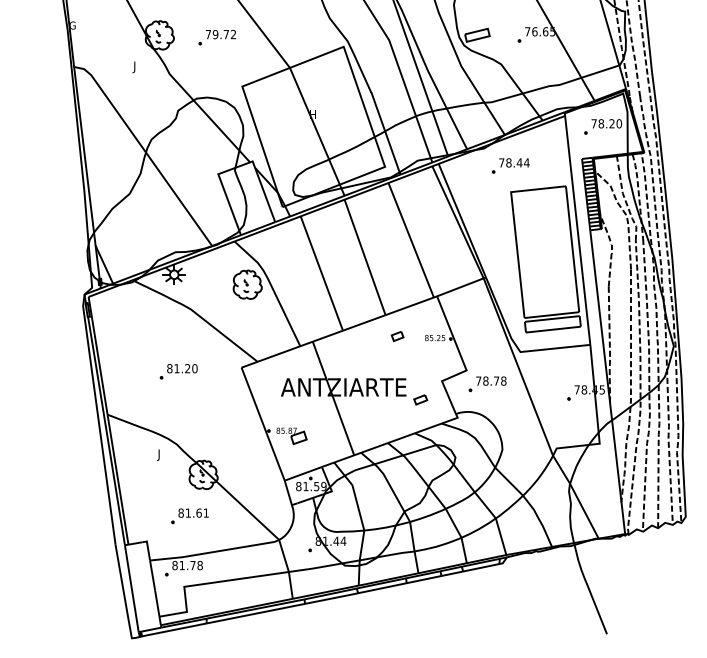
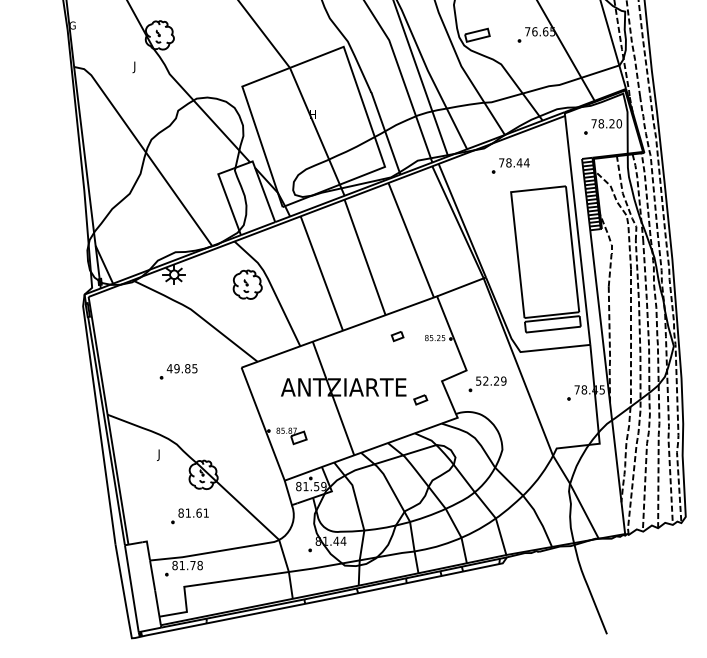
part: present -> none (216, 37)
text: 81.20 -> 49.85 (181, 368)
text: 78.78 -> 52.29 (491, 380)
